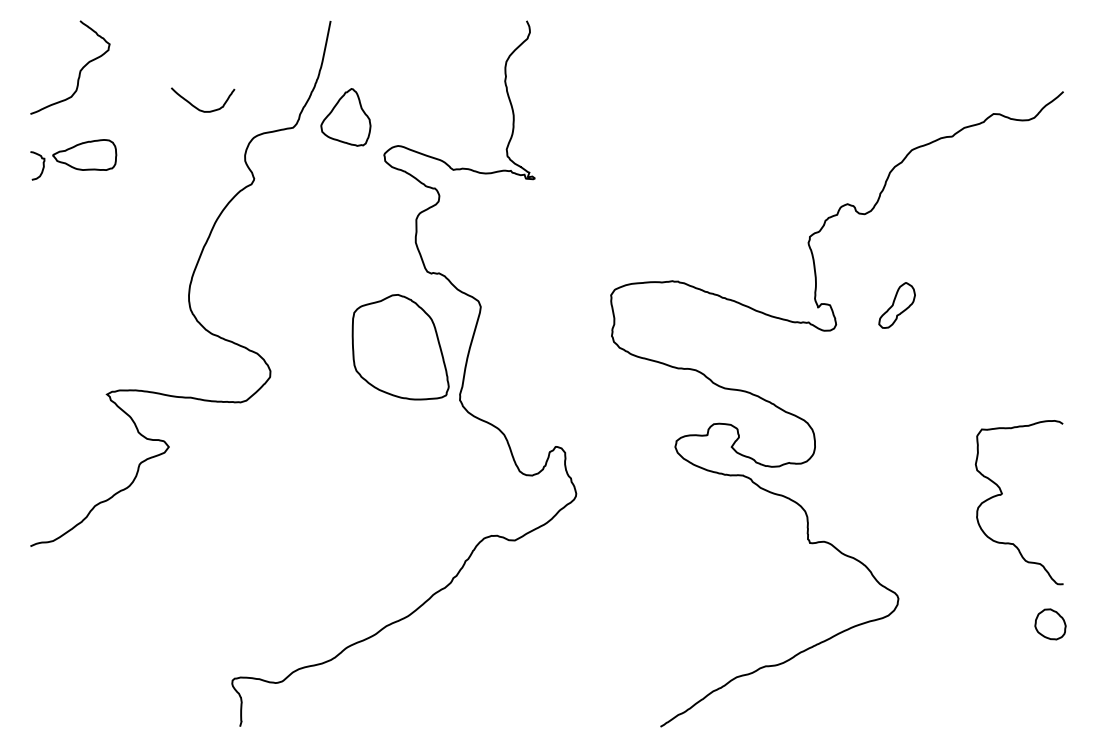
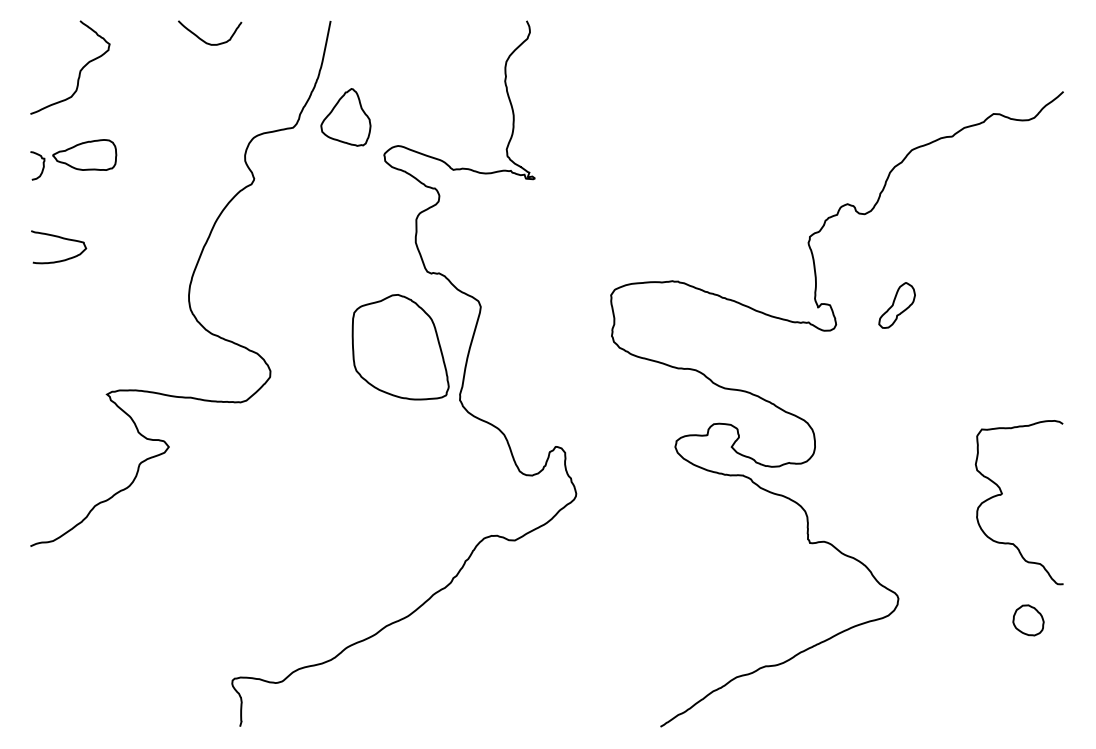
curve position: (197, 107) -> (204, 40) (204, 40)
curve: none -> present (63, 239)
part position: (1050, 624) -> (1028, 620) (1028, 620)
